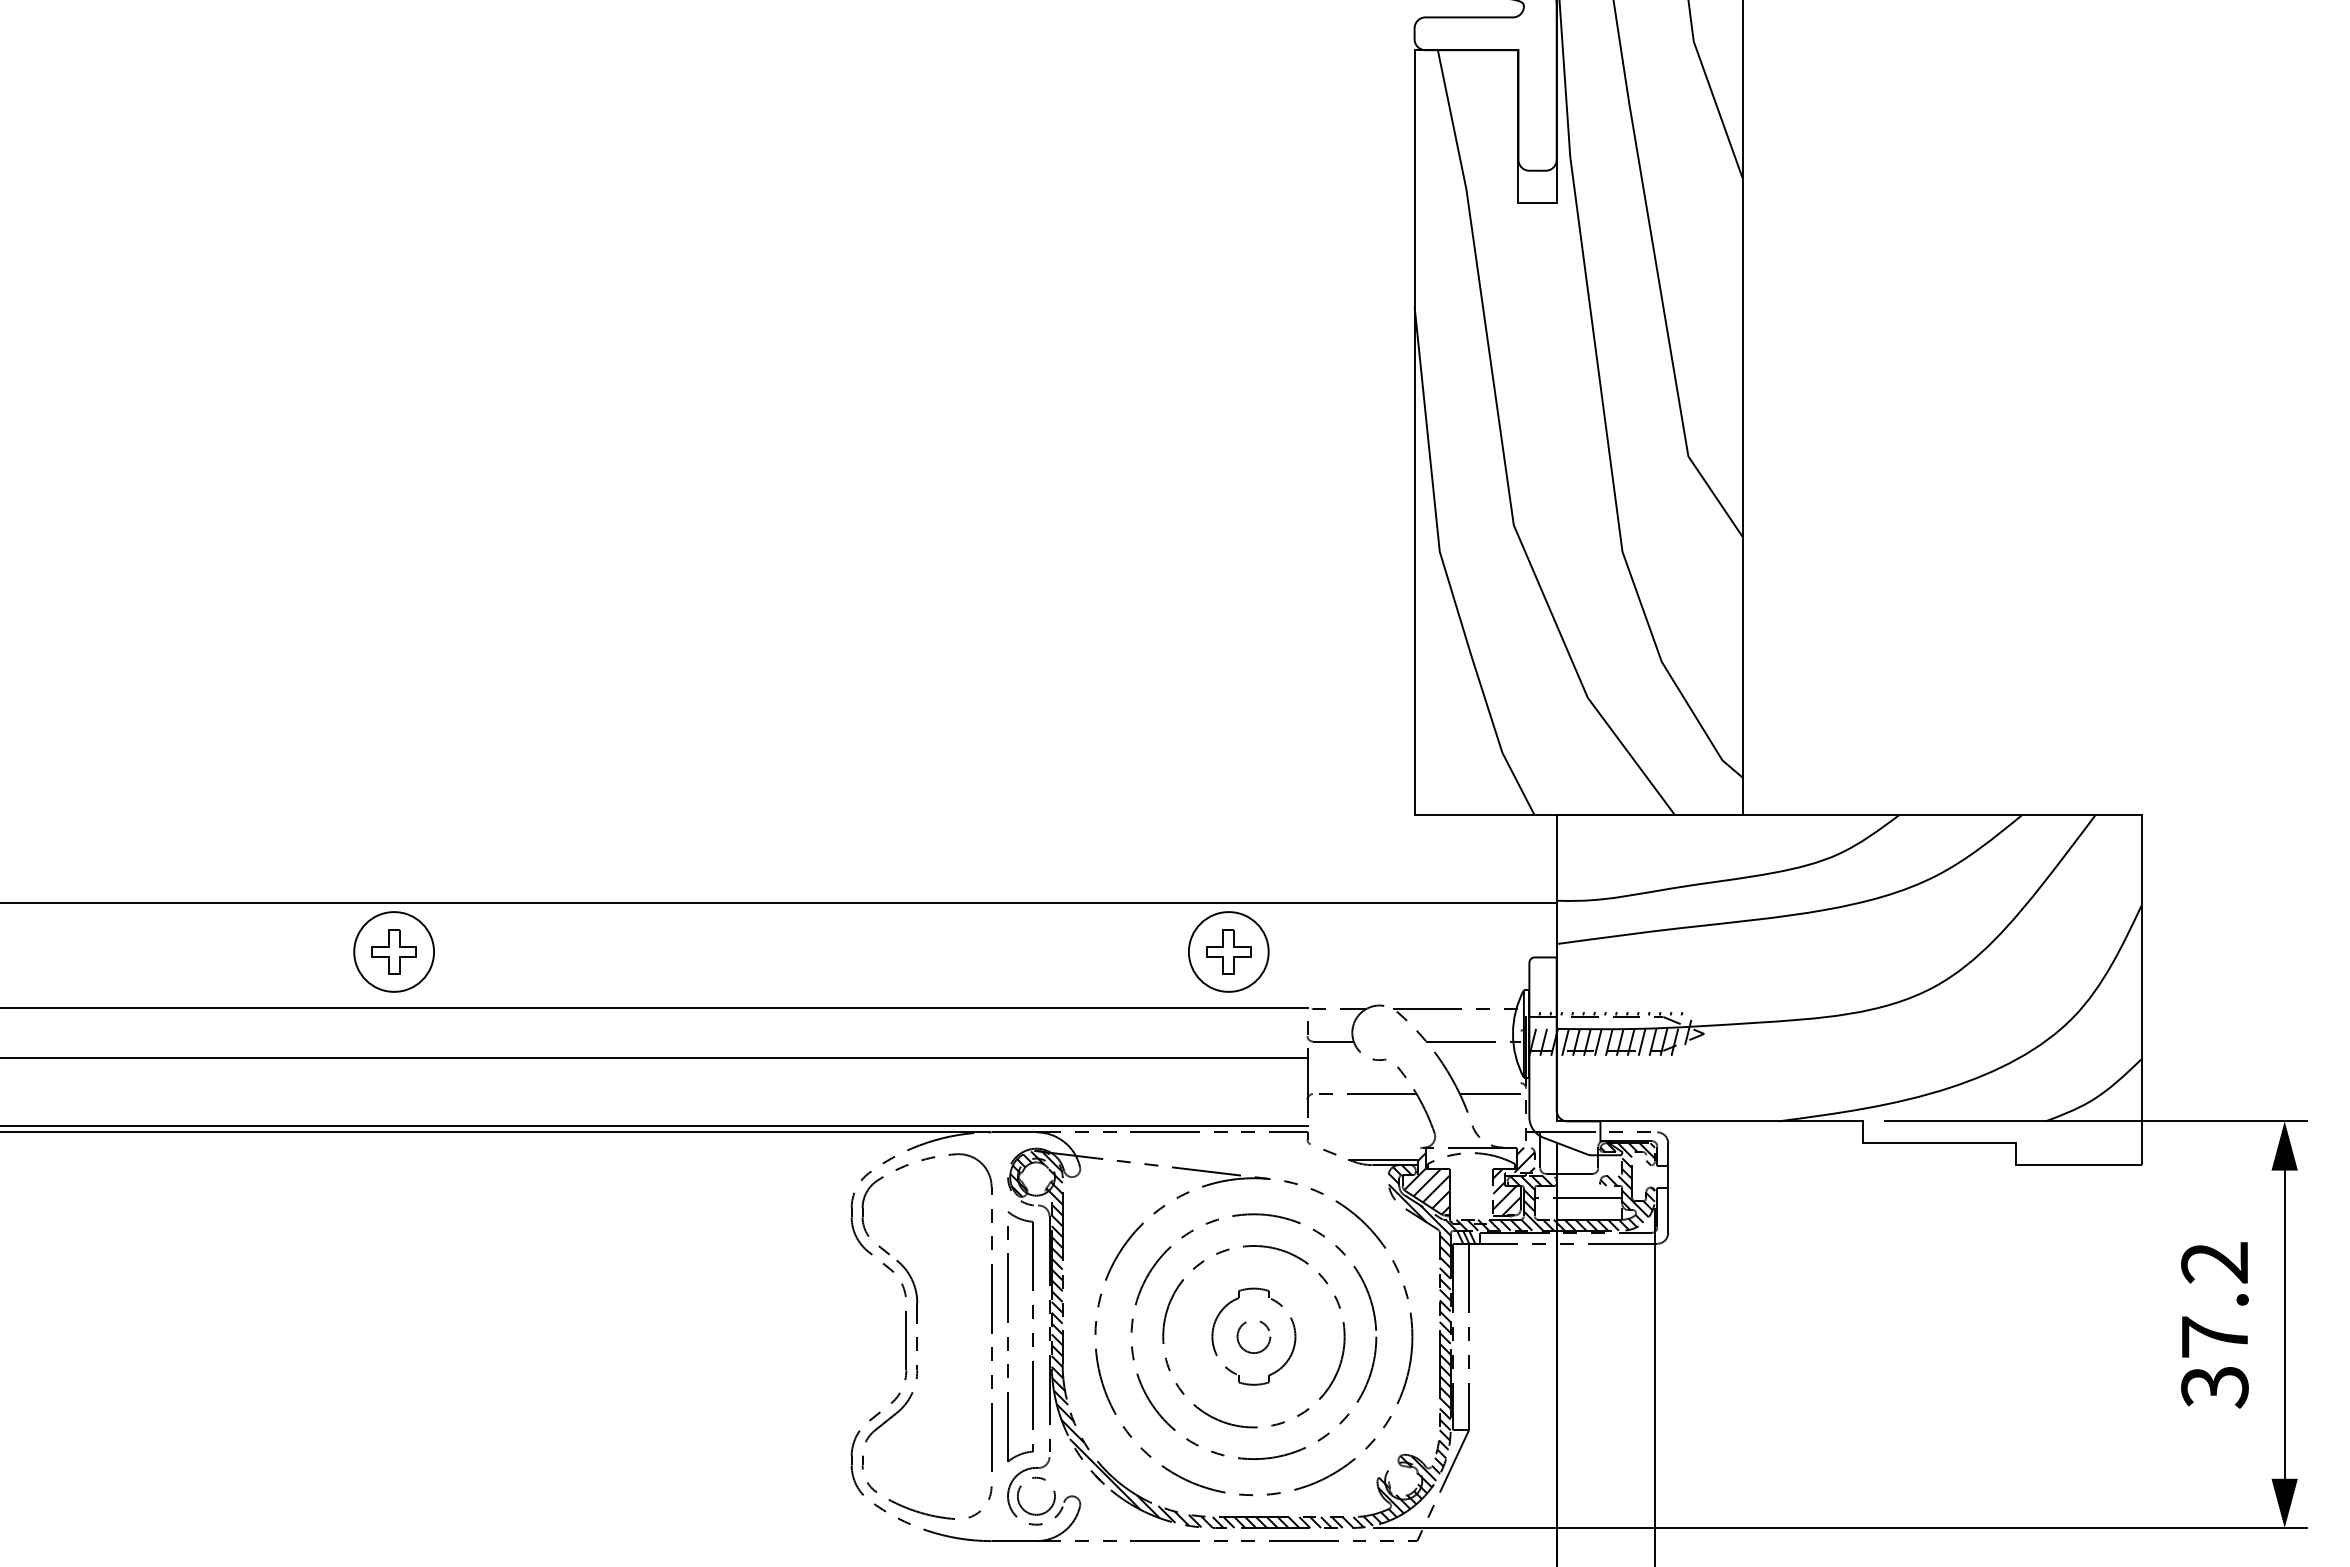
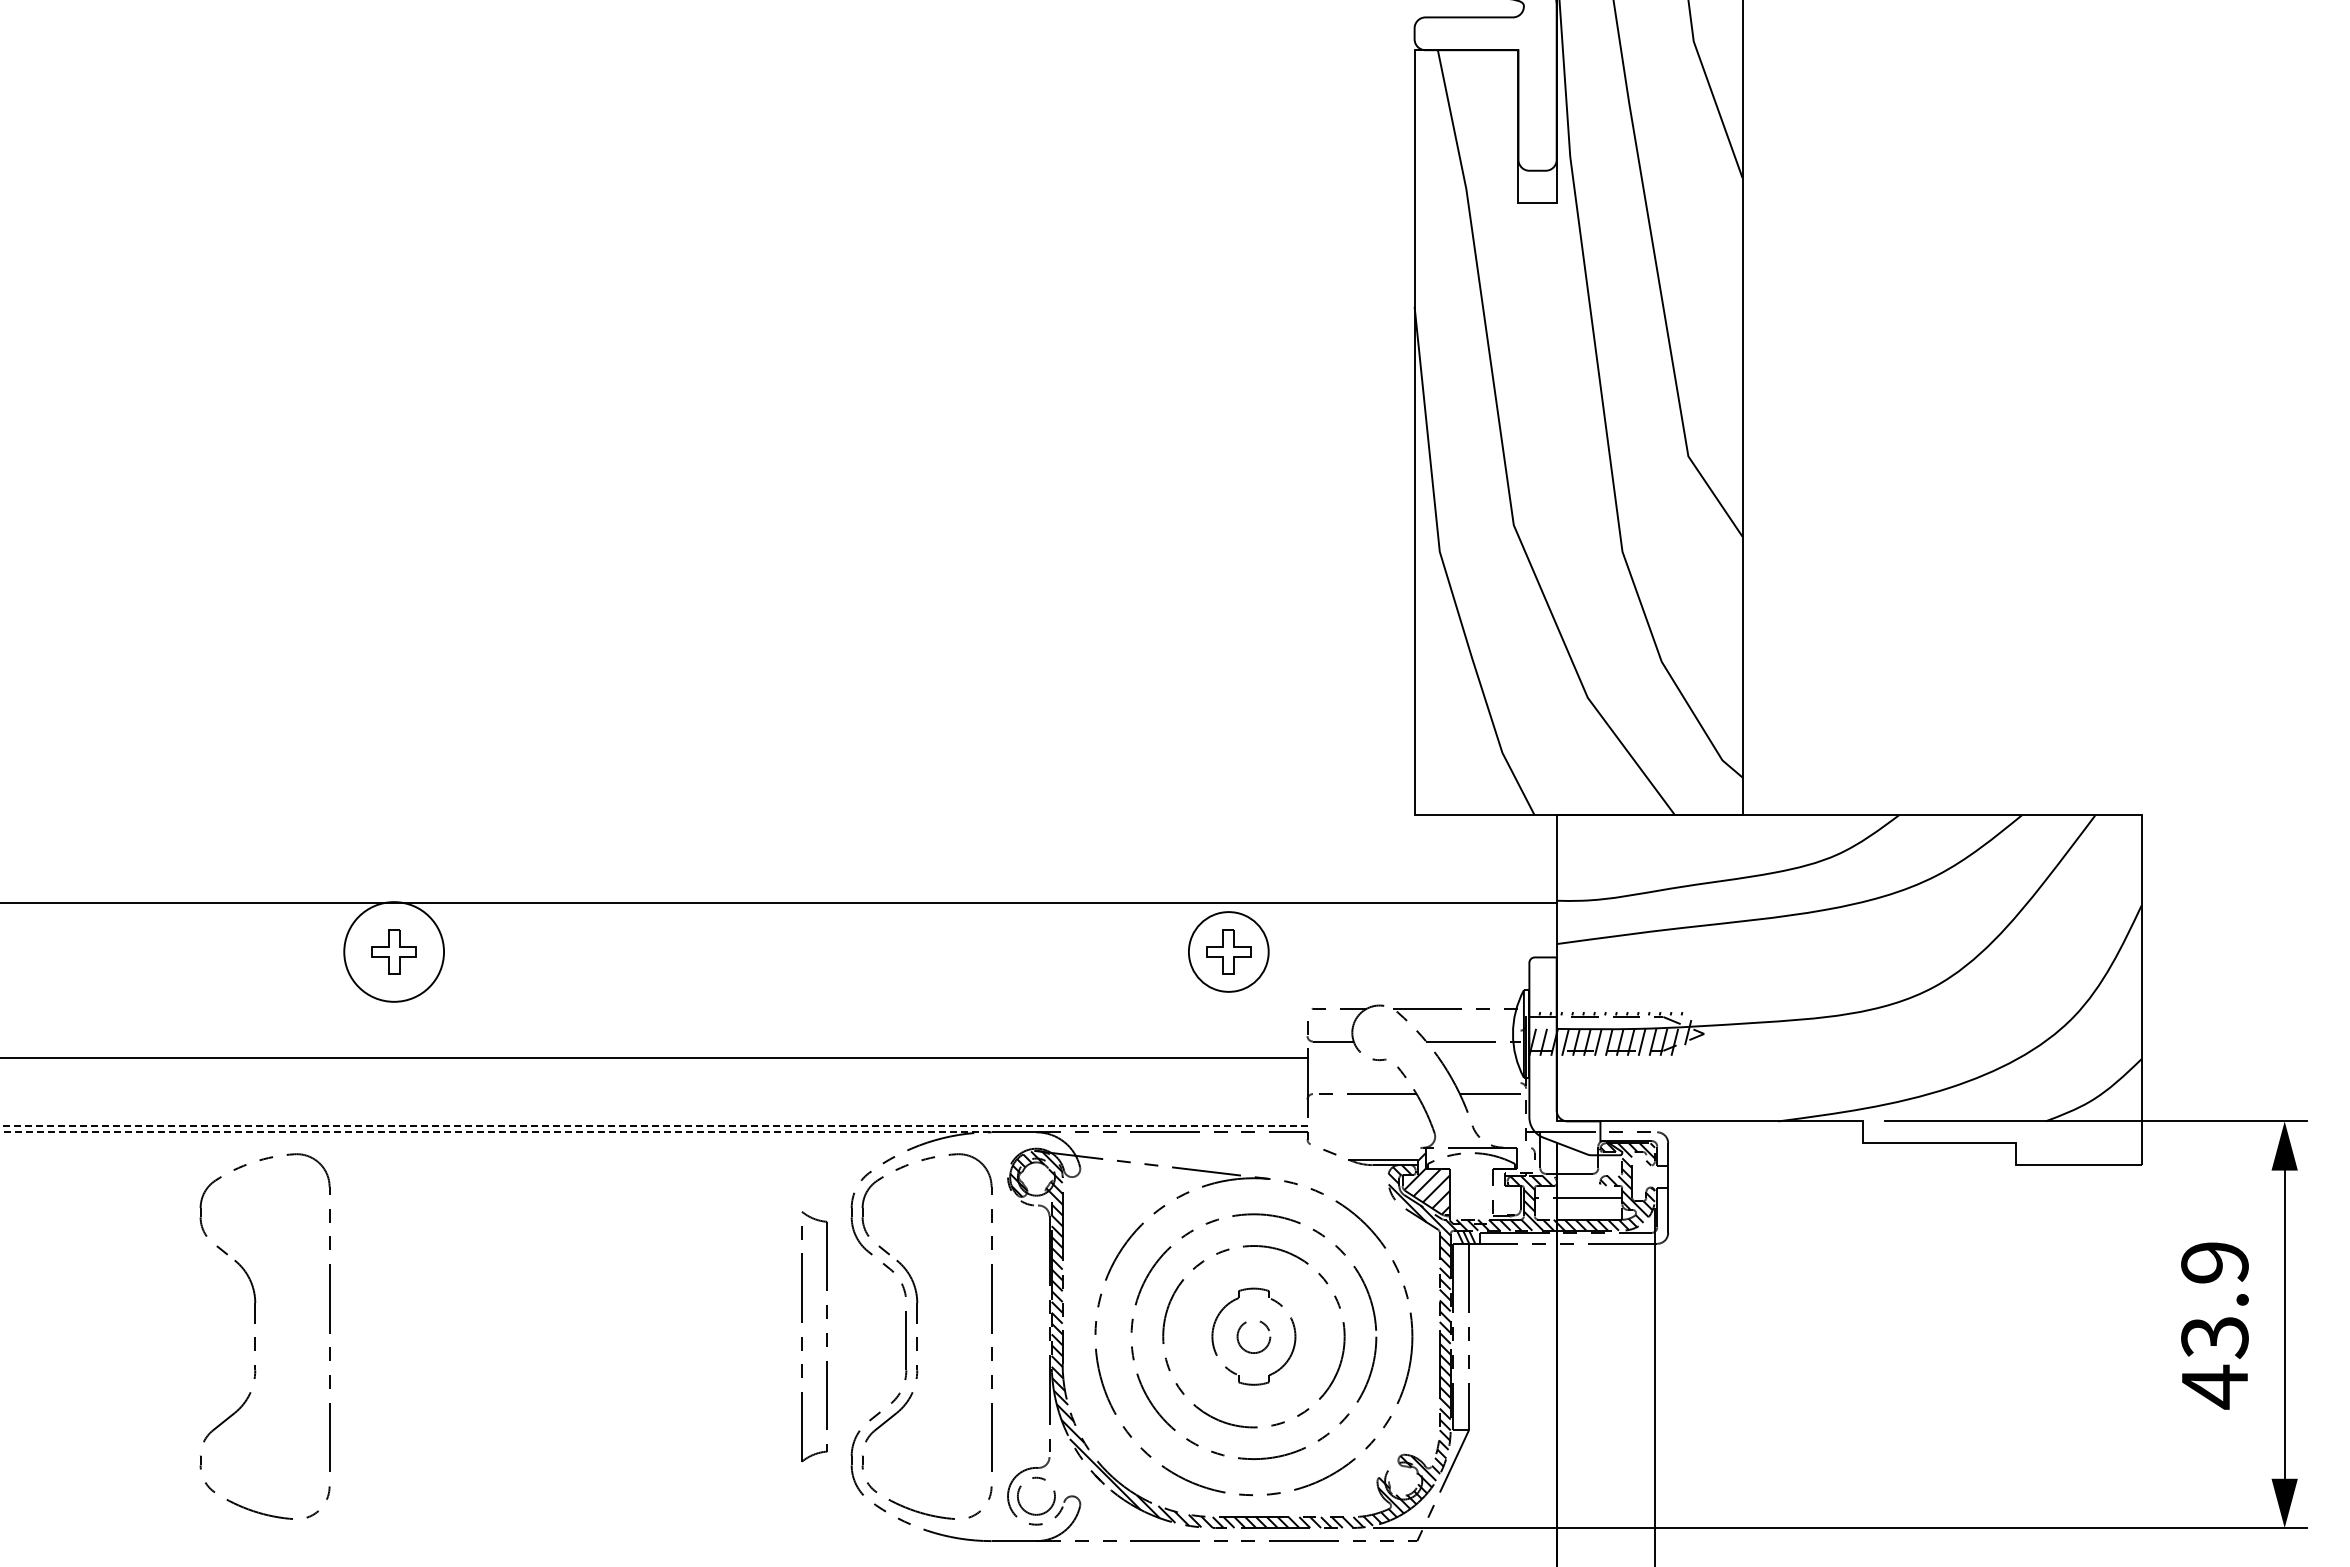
circle diameter: 80 px -> 100 px (394, 951)
line: present -> none (654, 1008)
line: solid -> dashed (653, 1125)
line: solid -> dashed (495, 1132)
hatch: present -> none (1513, 1181)
text: 37.2 -> 43.9 (2214, 1325)
part position: (1032, 1336) -> (826, 1336) (826, 1336)
part: none -> present (255, 1337)
